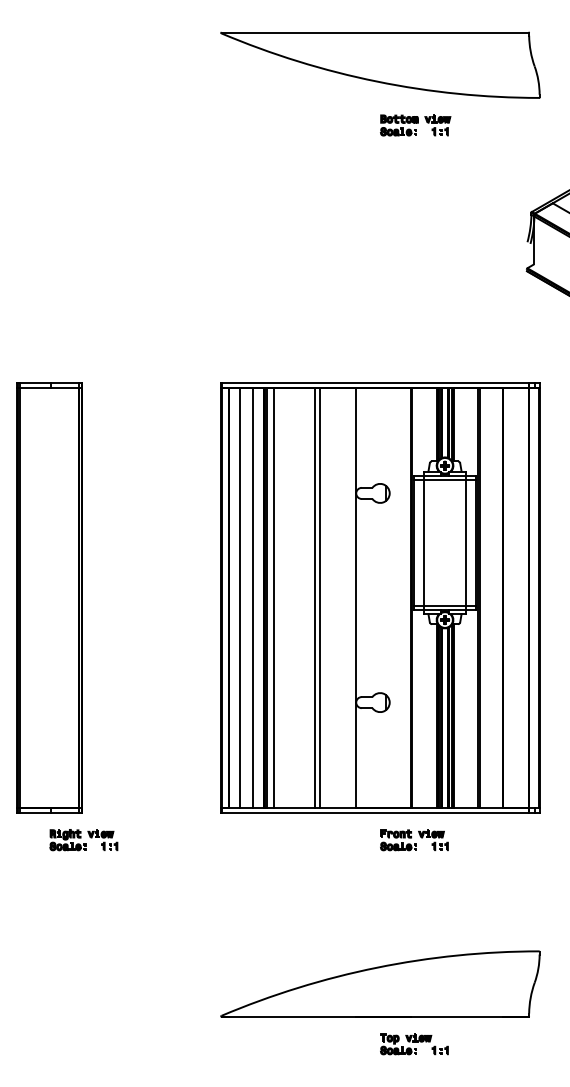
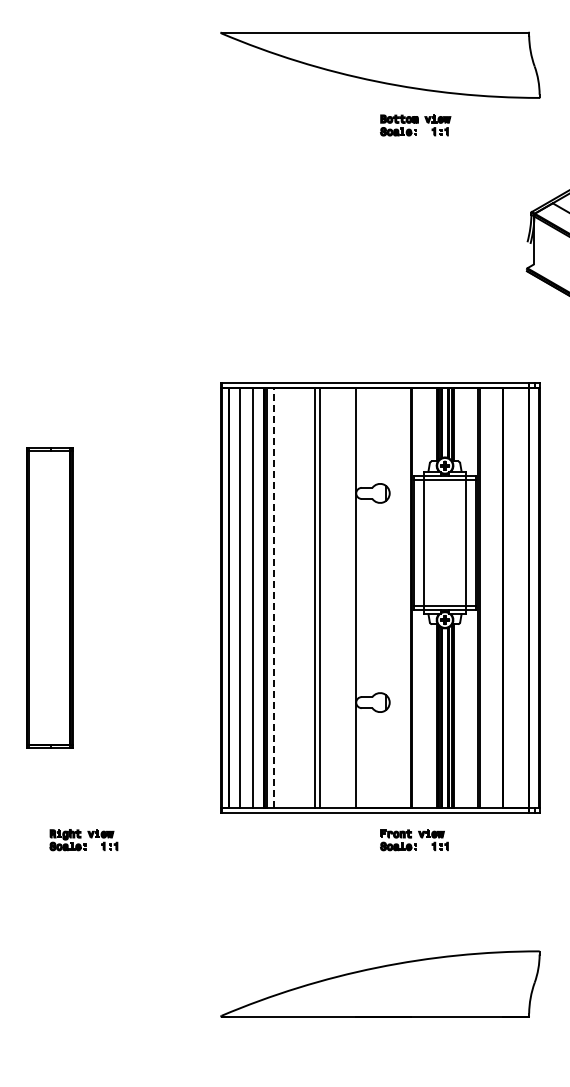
part size: 67x432 px -> 48x302 px (49, 597)
line: solid -> dashed (273, 597)
part: present -> none (414, 1044)
